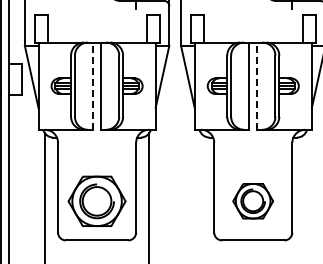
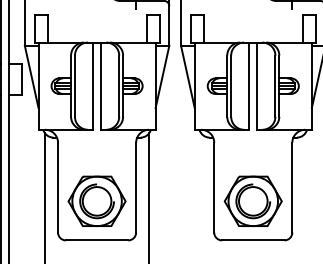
line: dashed -> solid (93, 86)
line: dashed -> solid (257, 86)
part size: 43x37 px -> 60x52 px (252, 200)
